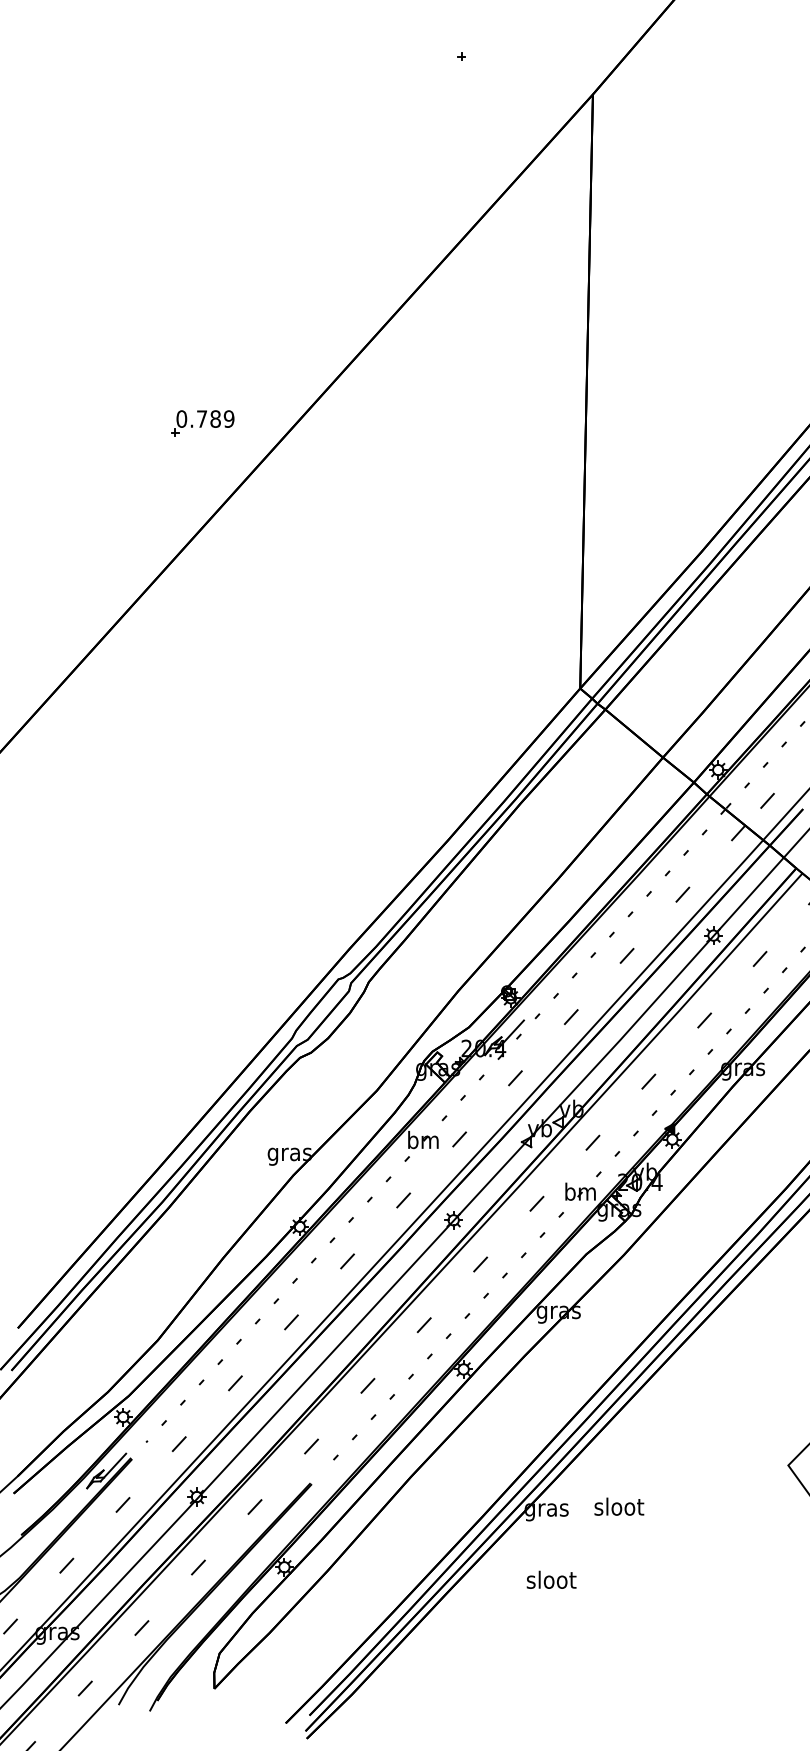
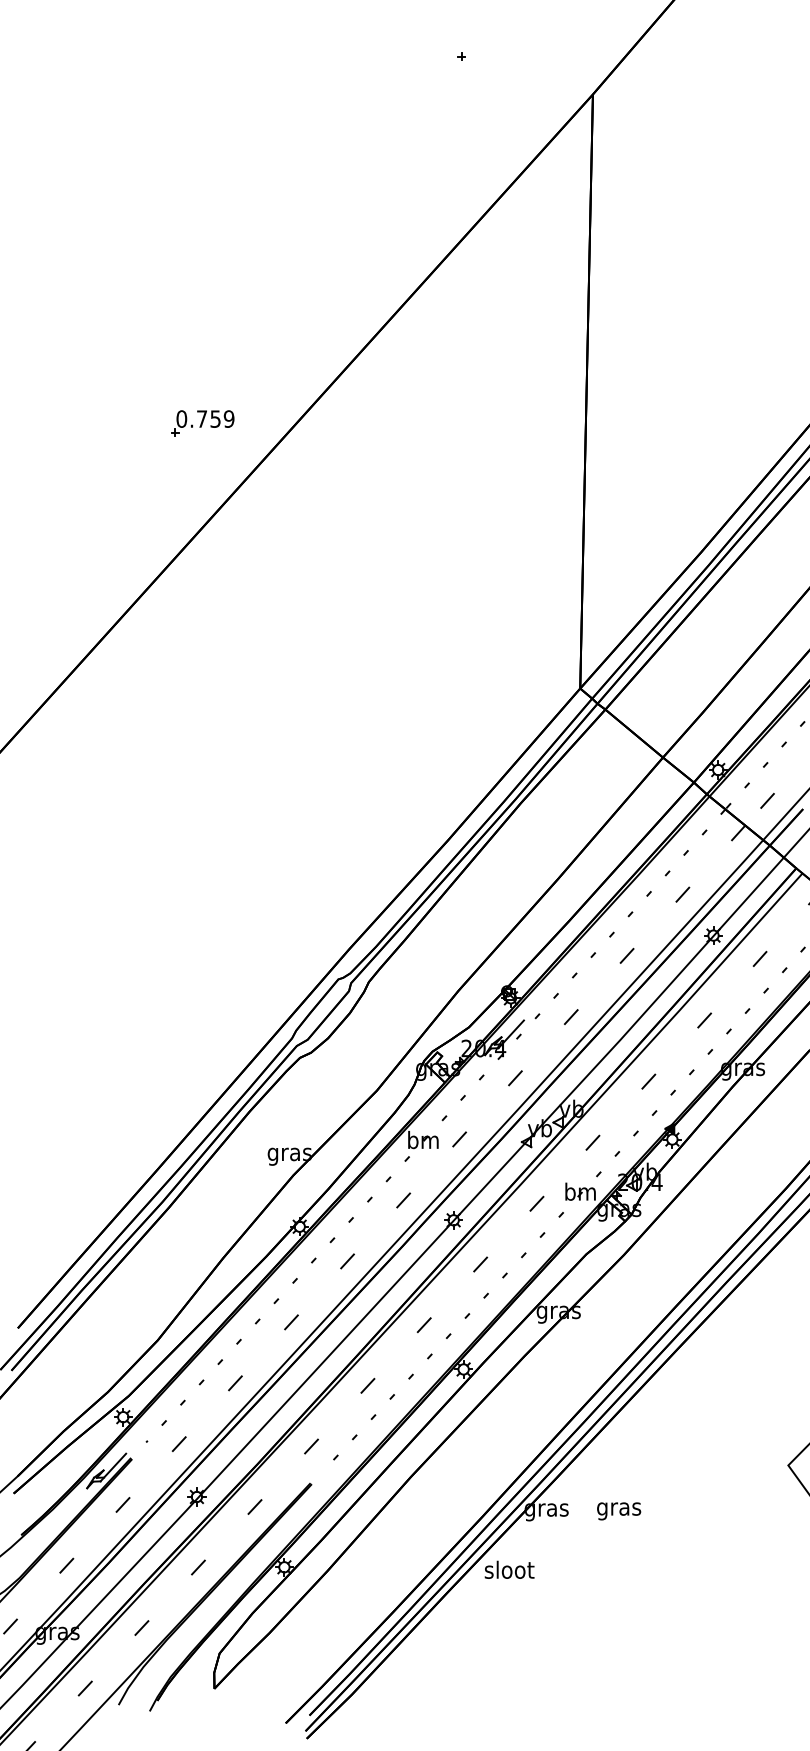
text: 0.789 -> 0.759 (215, 418)
text: sloot -> gras (619, 1508)
text position: (551, 1579) -> (509, 1569) (509, 1569)
